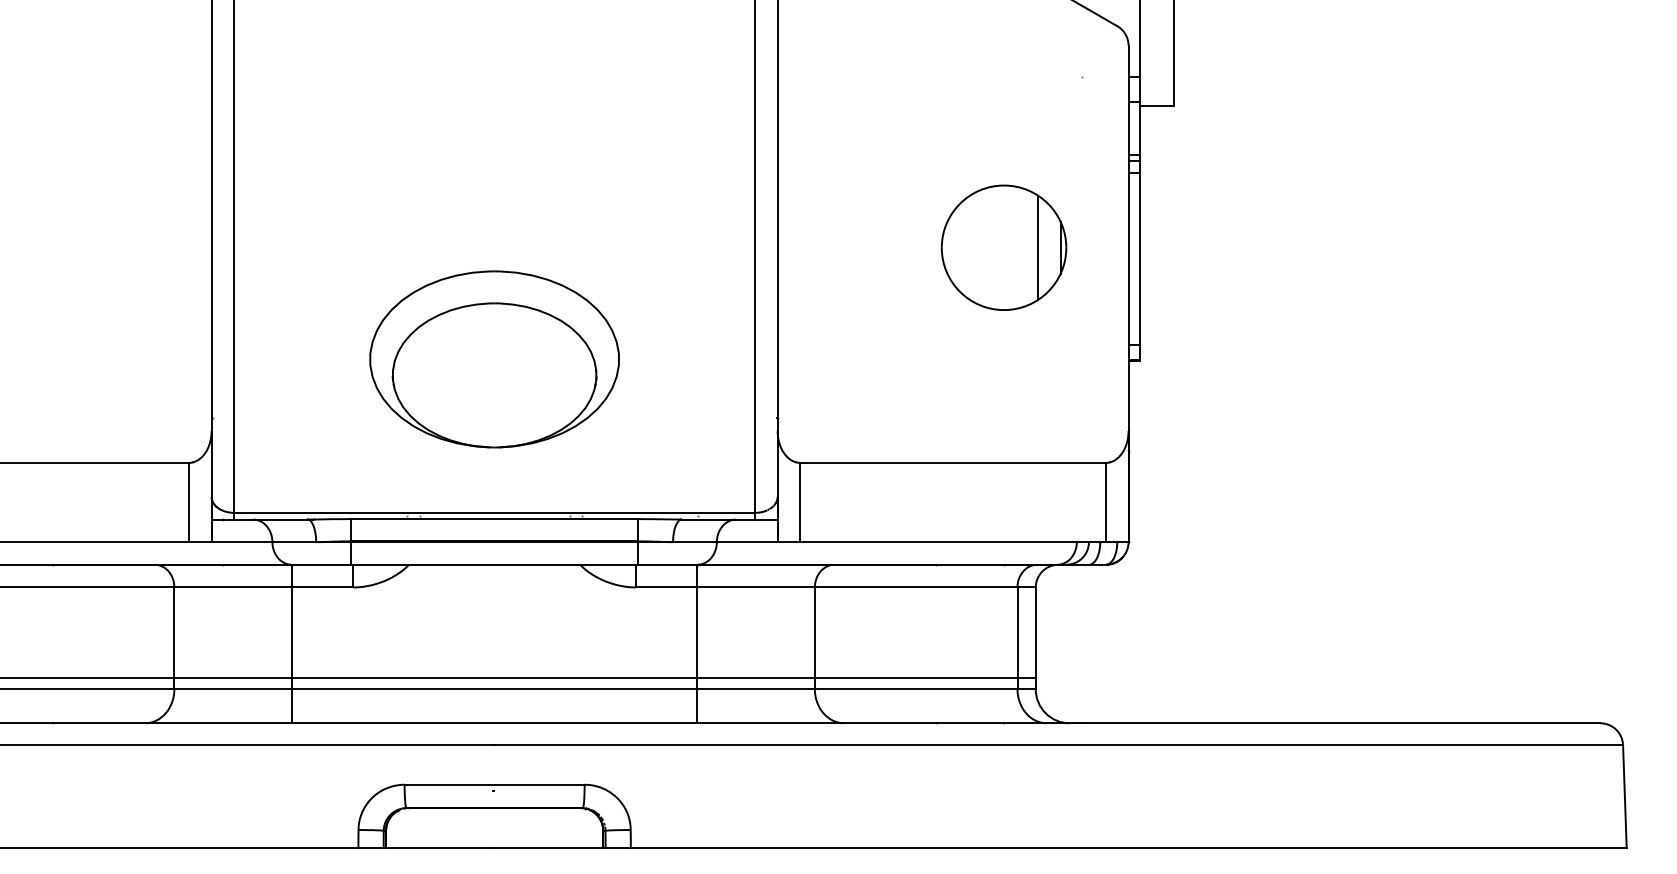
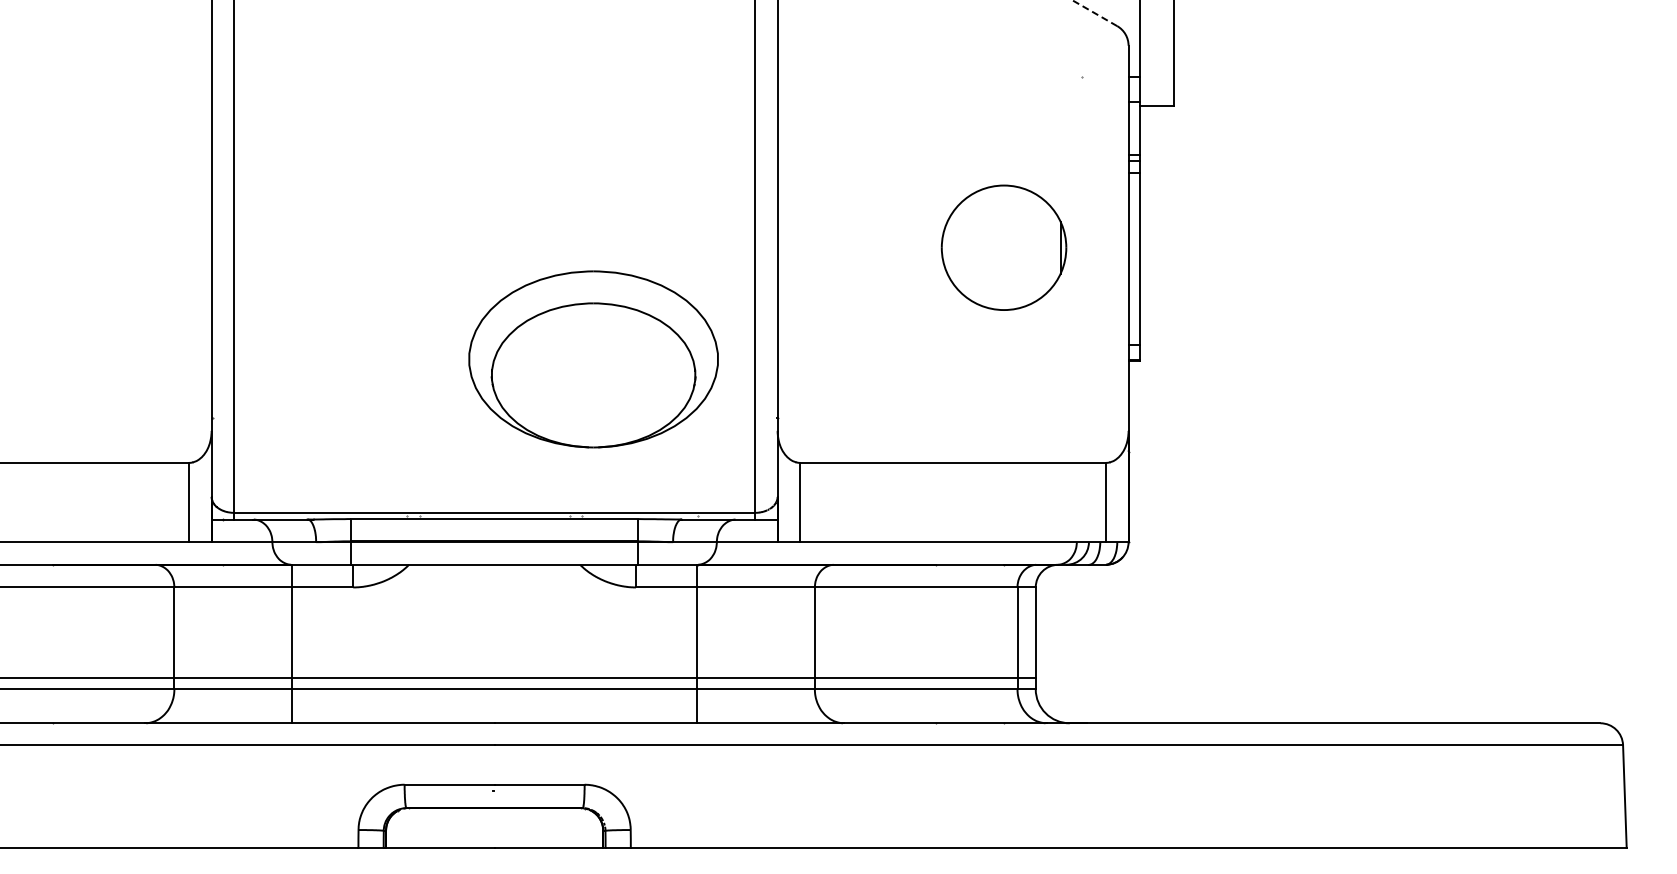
line: solid -> dashed (1094, 13)
line: present -> none (1038, 247)
part position: (494, 359) -> (593, 359) (593, 359)
